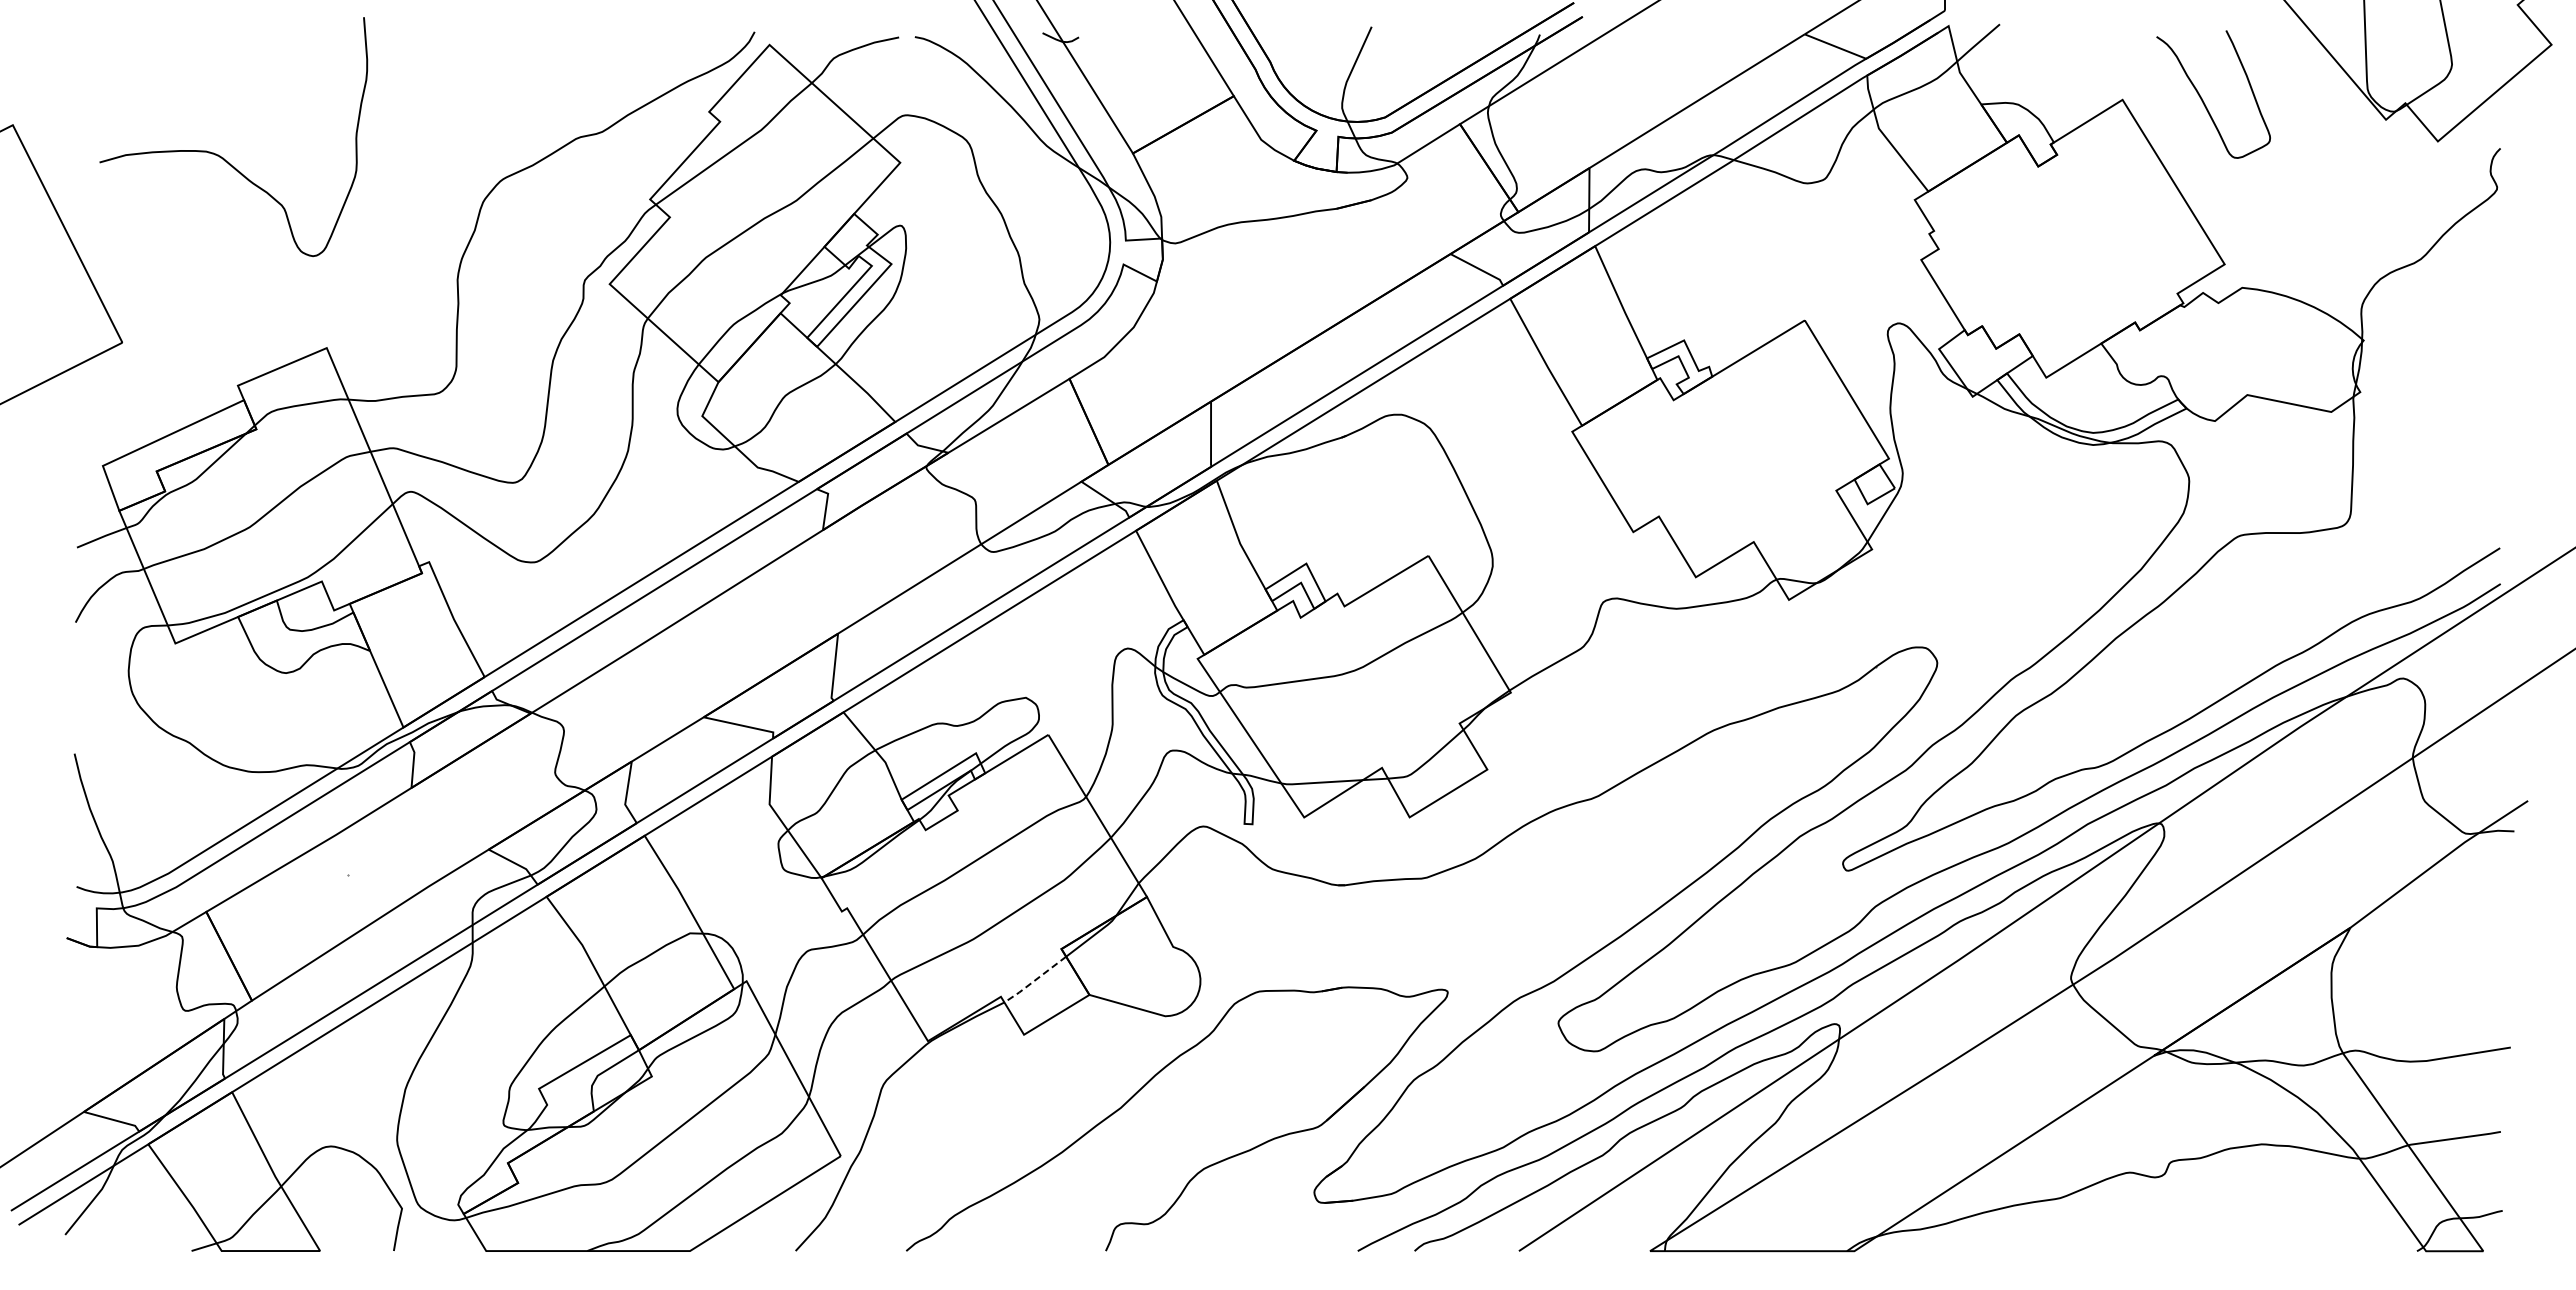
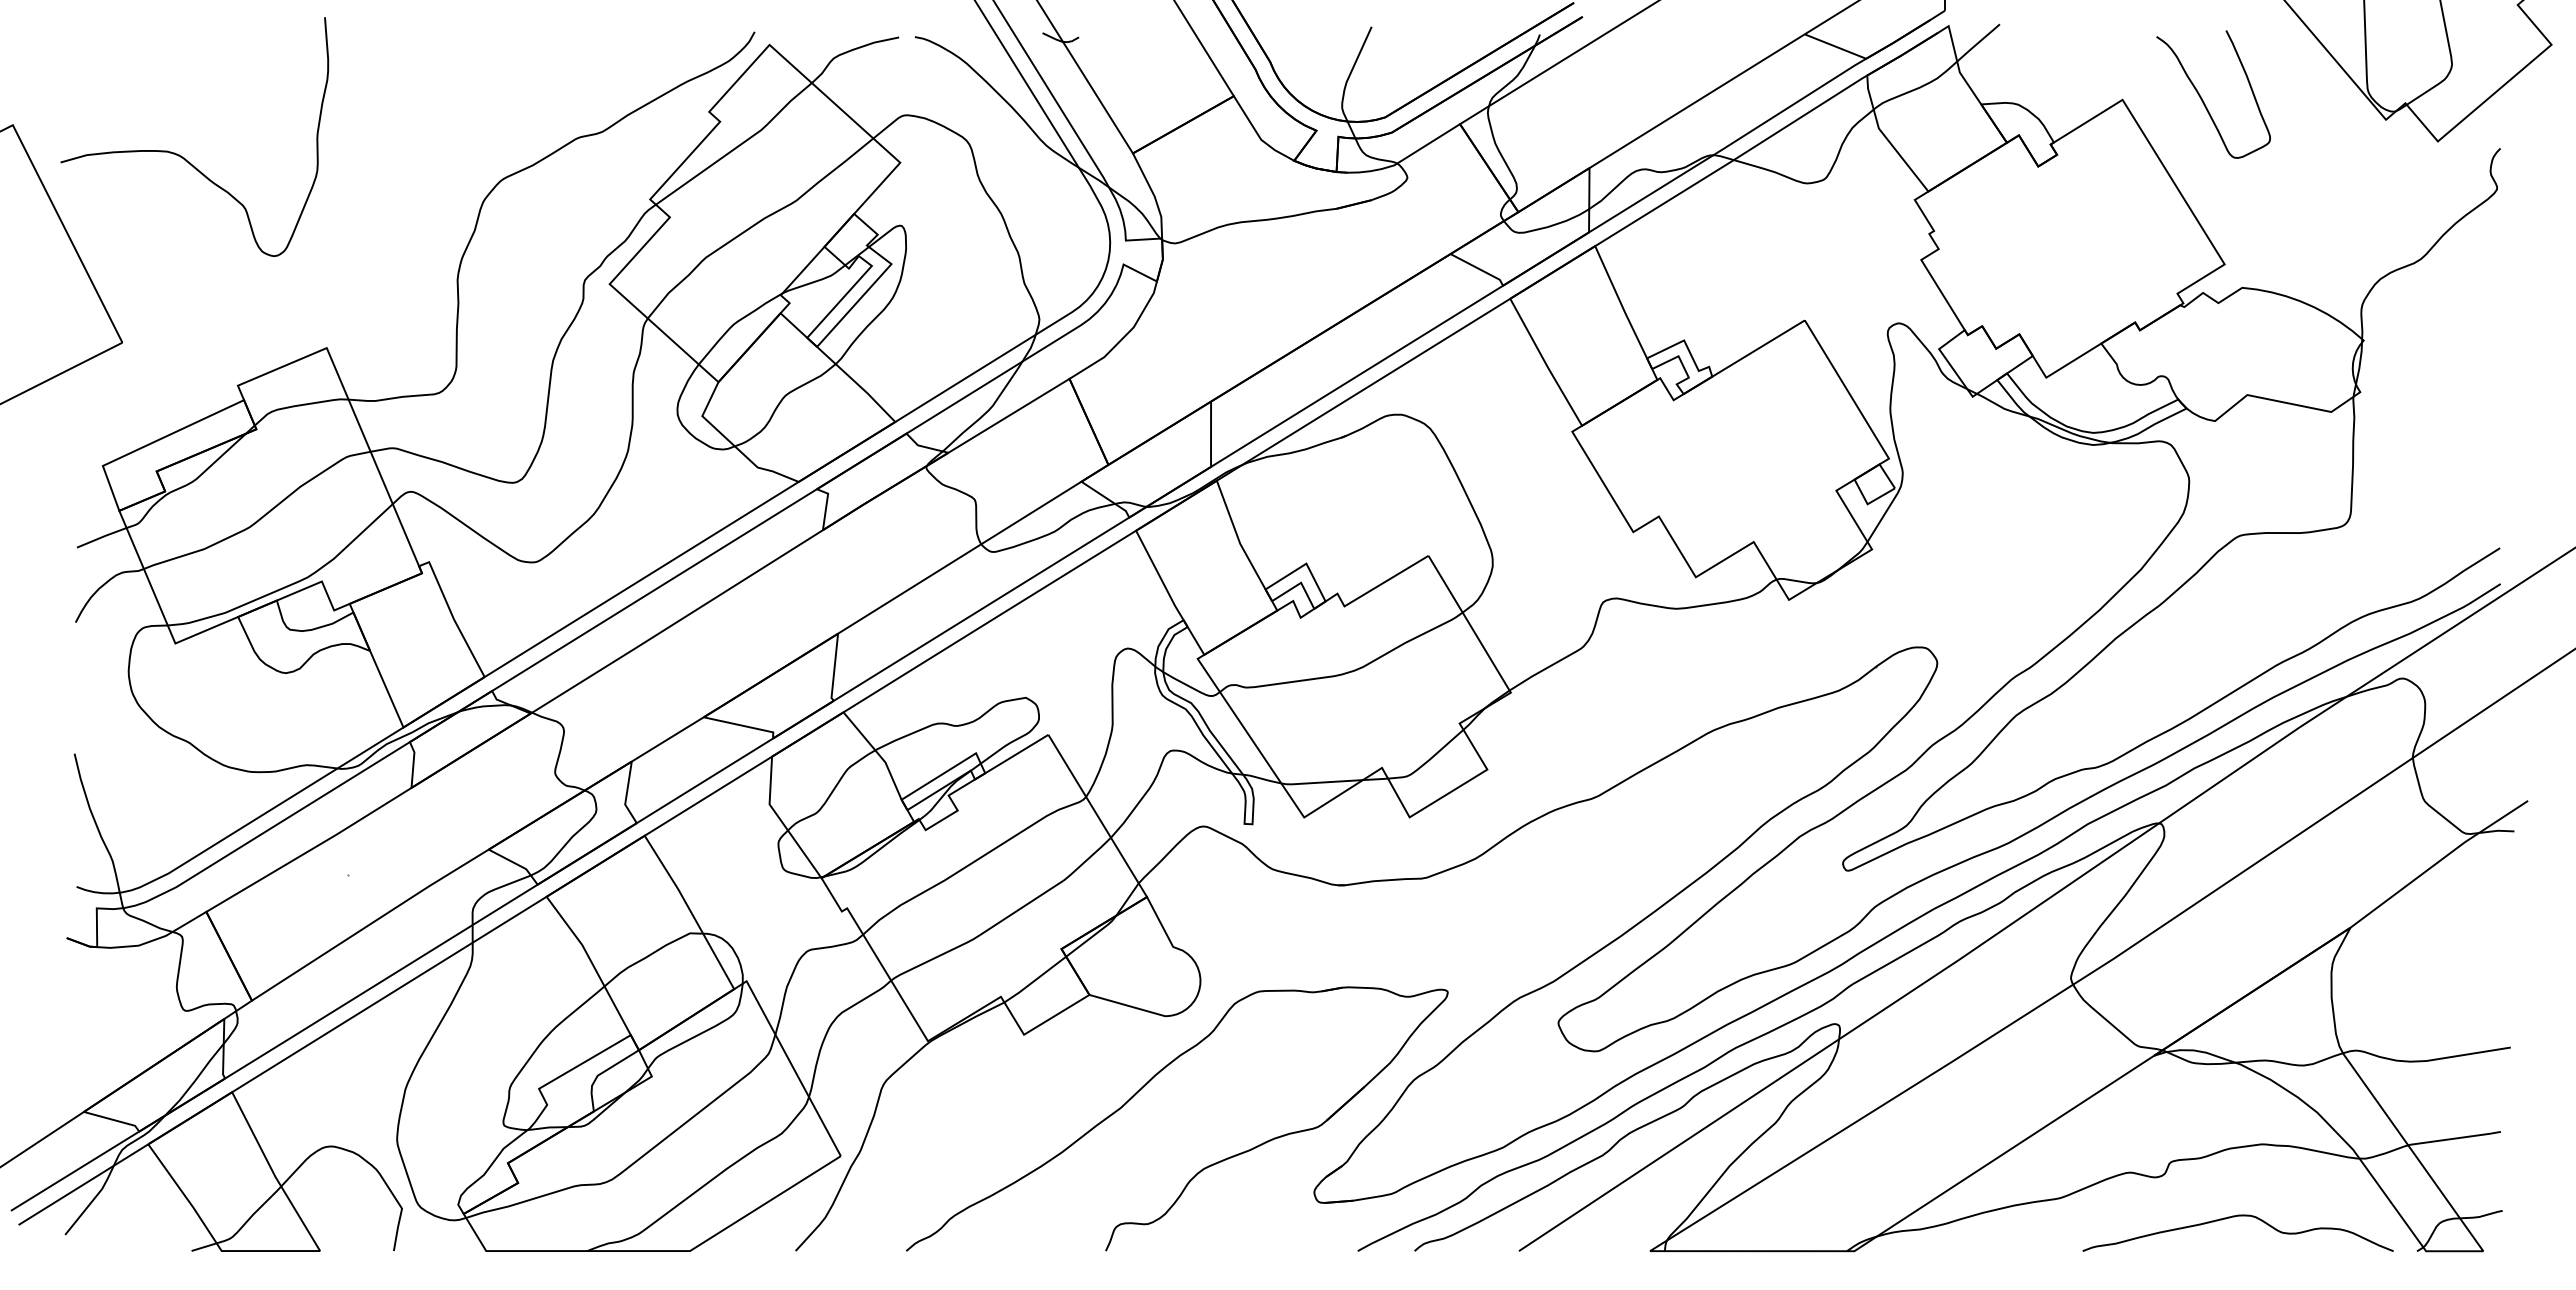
curve position: (220, 155) -> (181, 155) (181, 155)
line: dashed -> solid (1034, 980)
curve: none -> present (2234, 1217)
